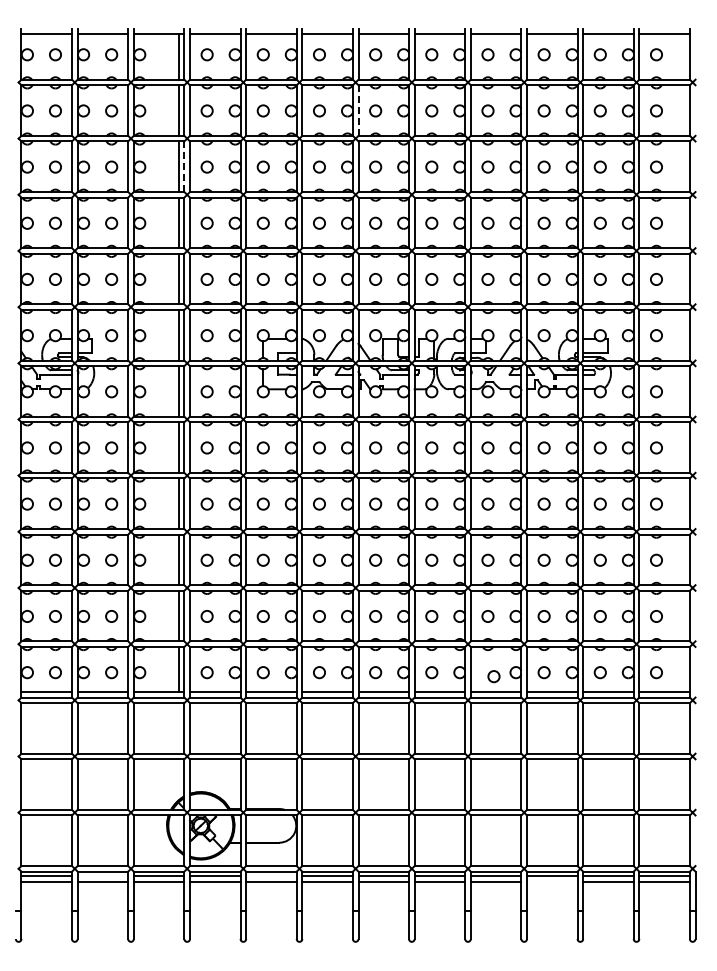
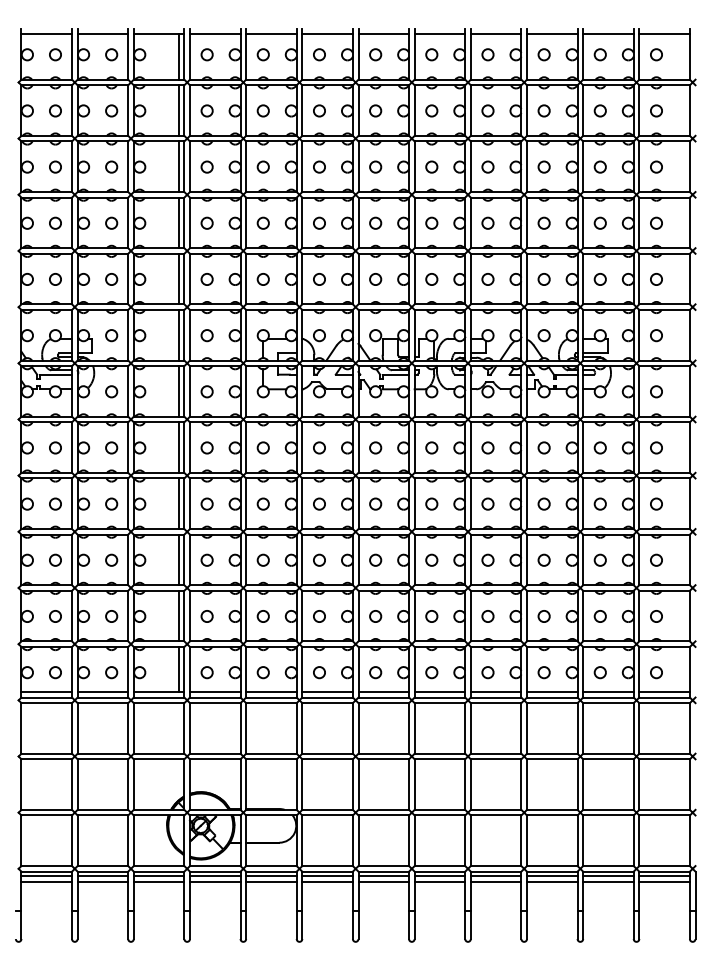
line: dashed -> solid (358, 110)
line: dashed -> solid (184, 167)
circle position: (493, 676) -> (487, 672) (487, 672)
line: none -> present (102, 875)
line: none -> present (271, 875)
line: none -> present (552, 881)
